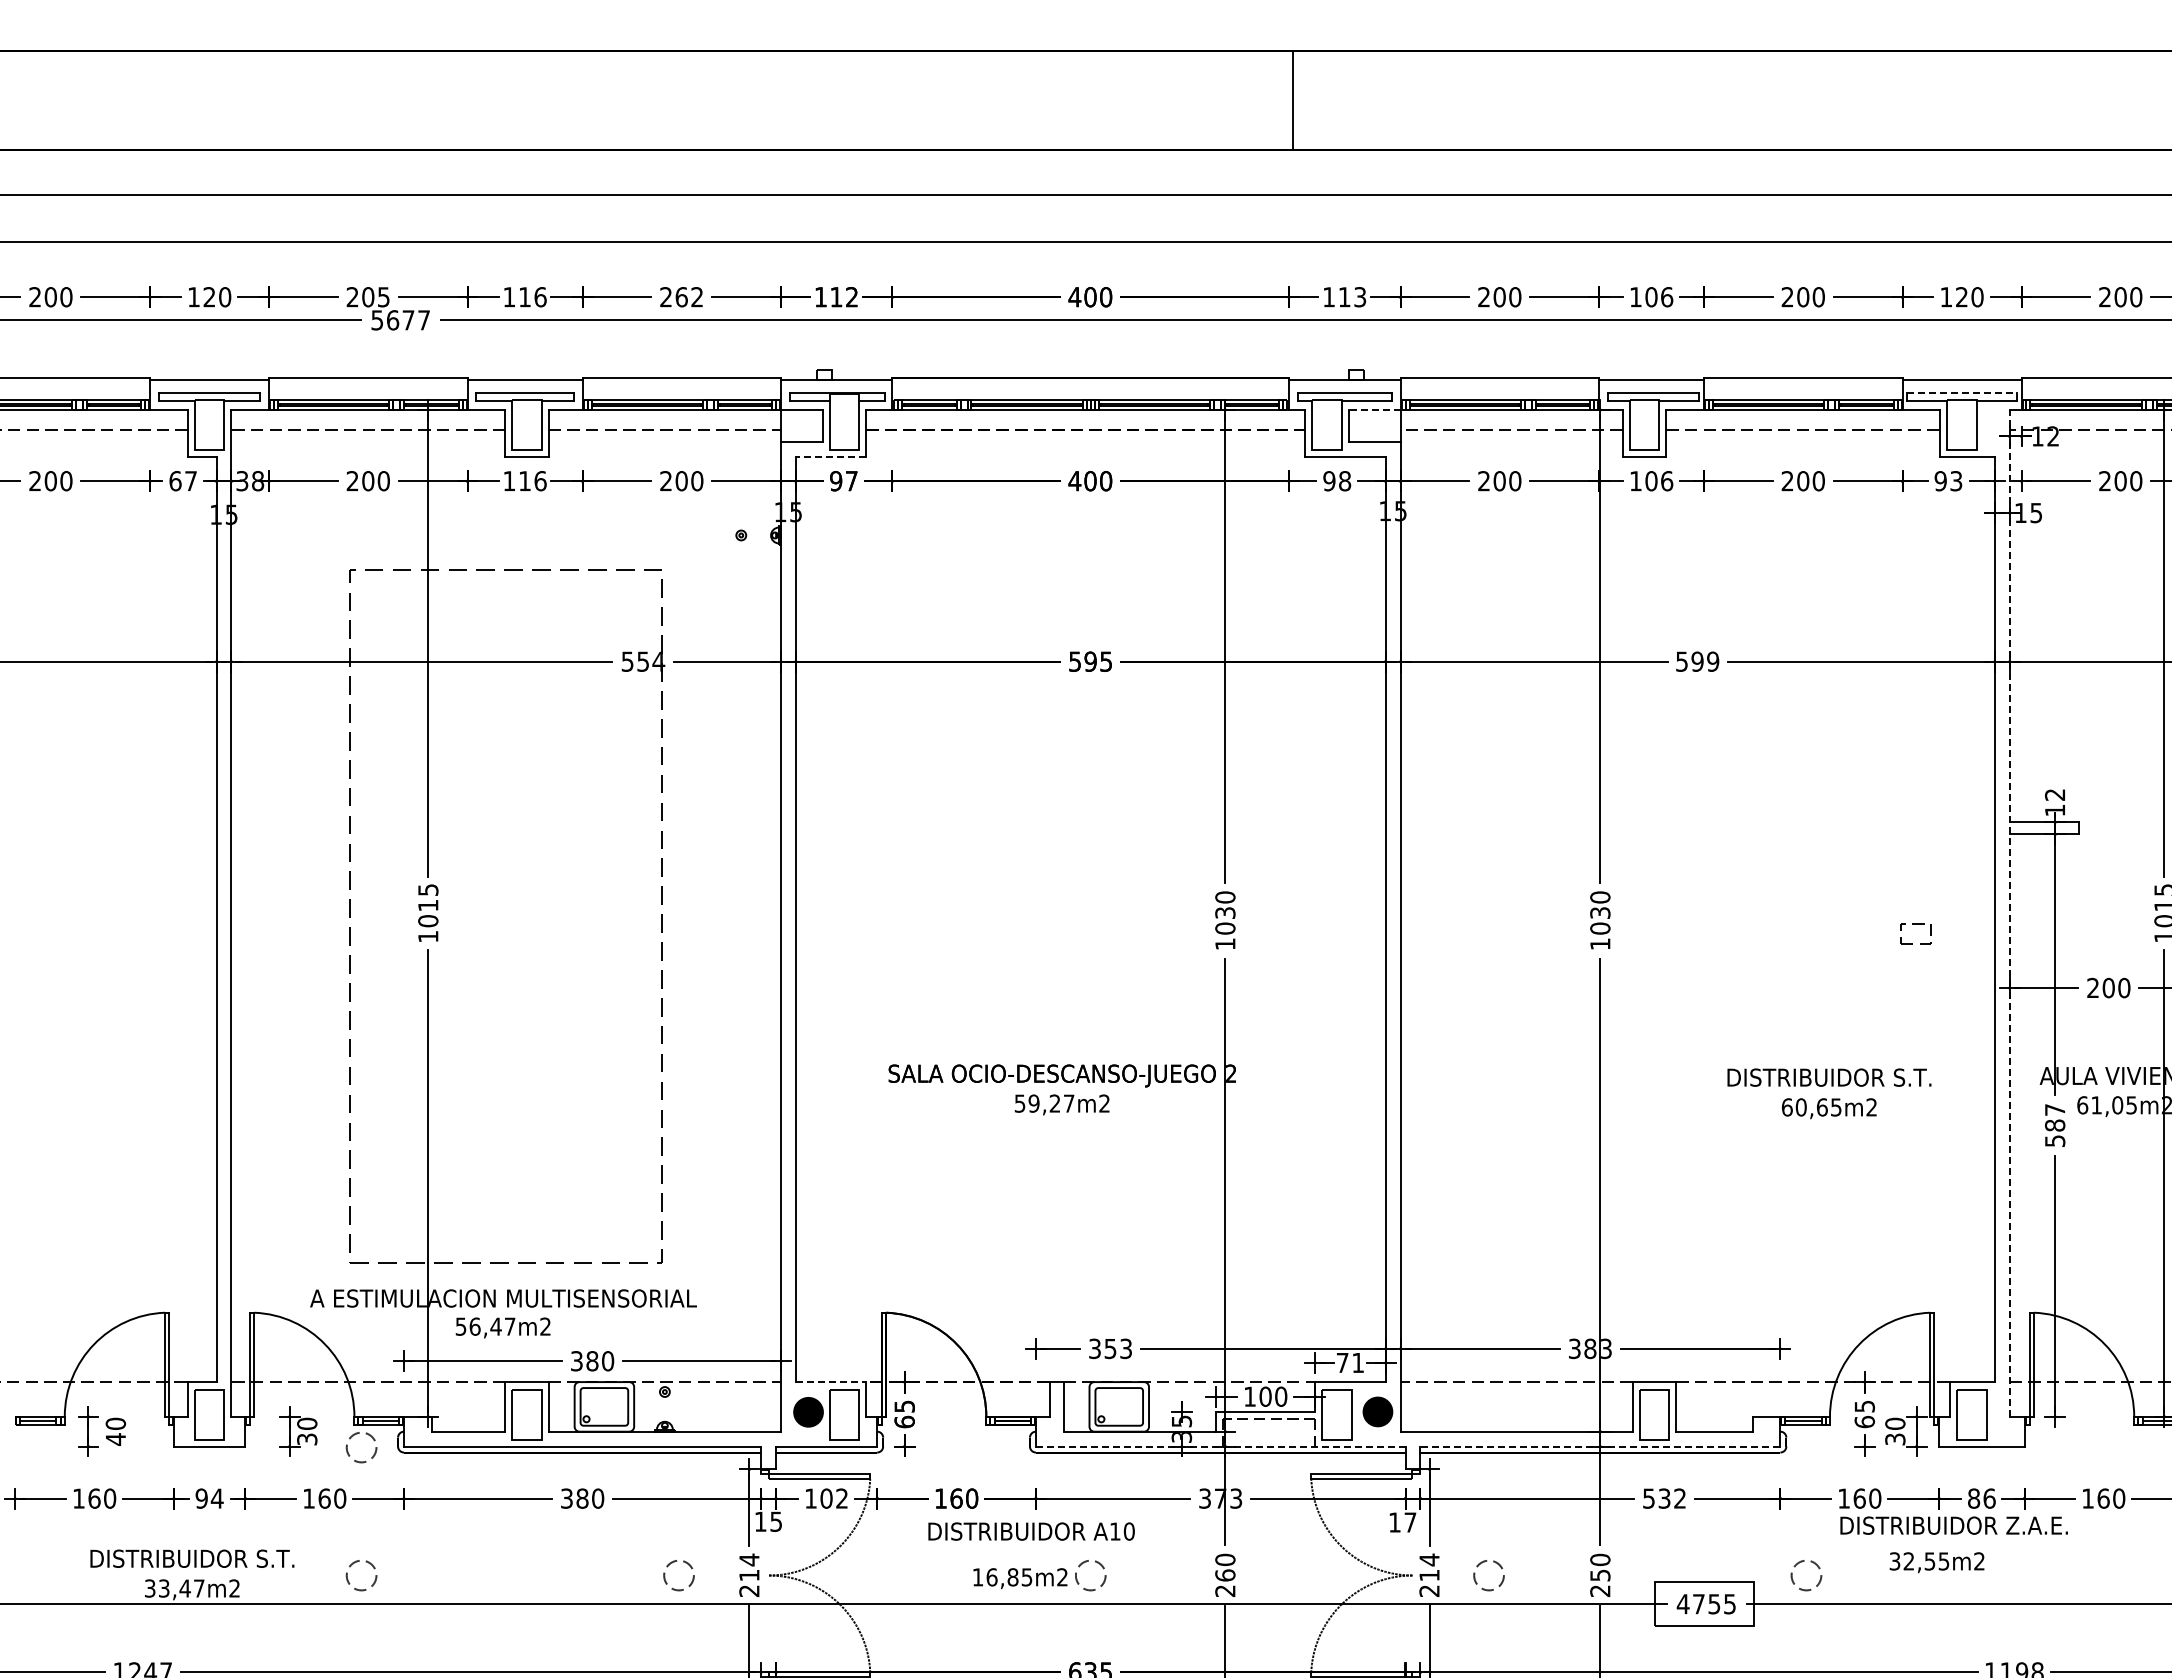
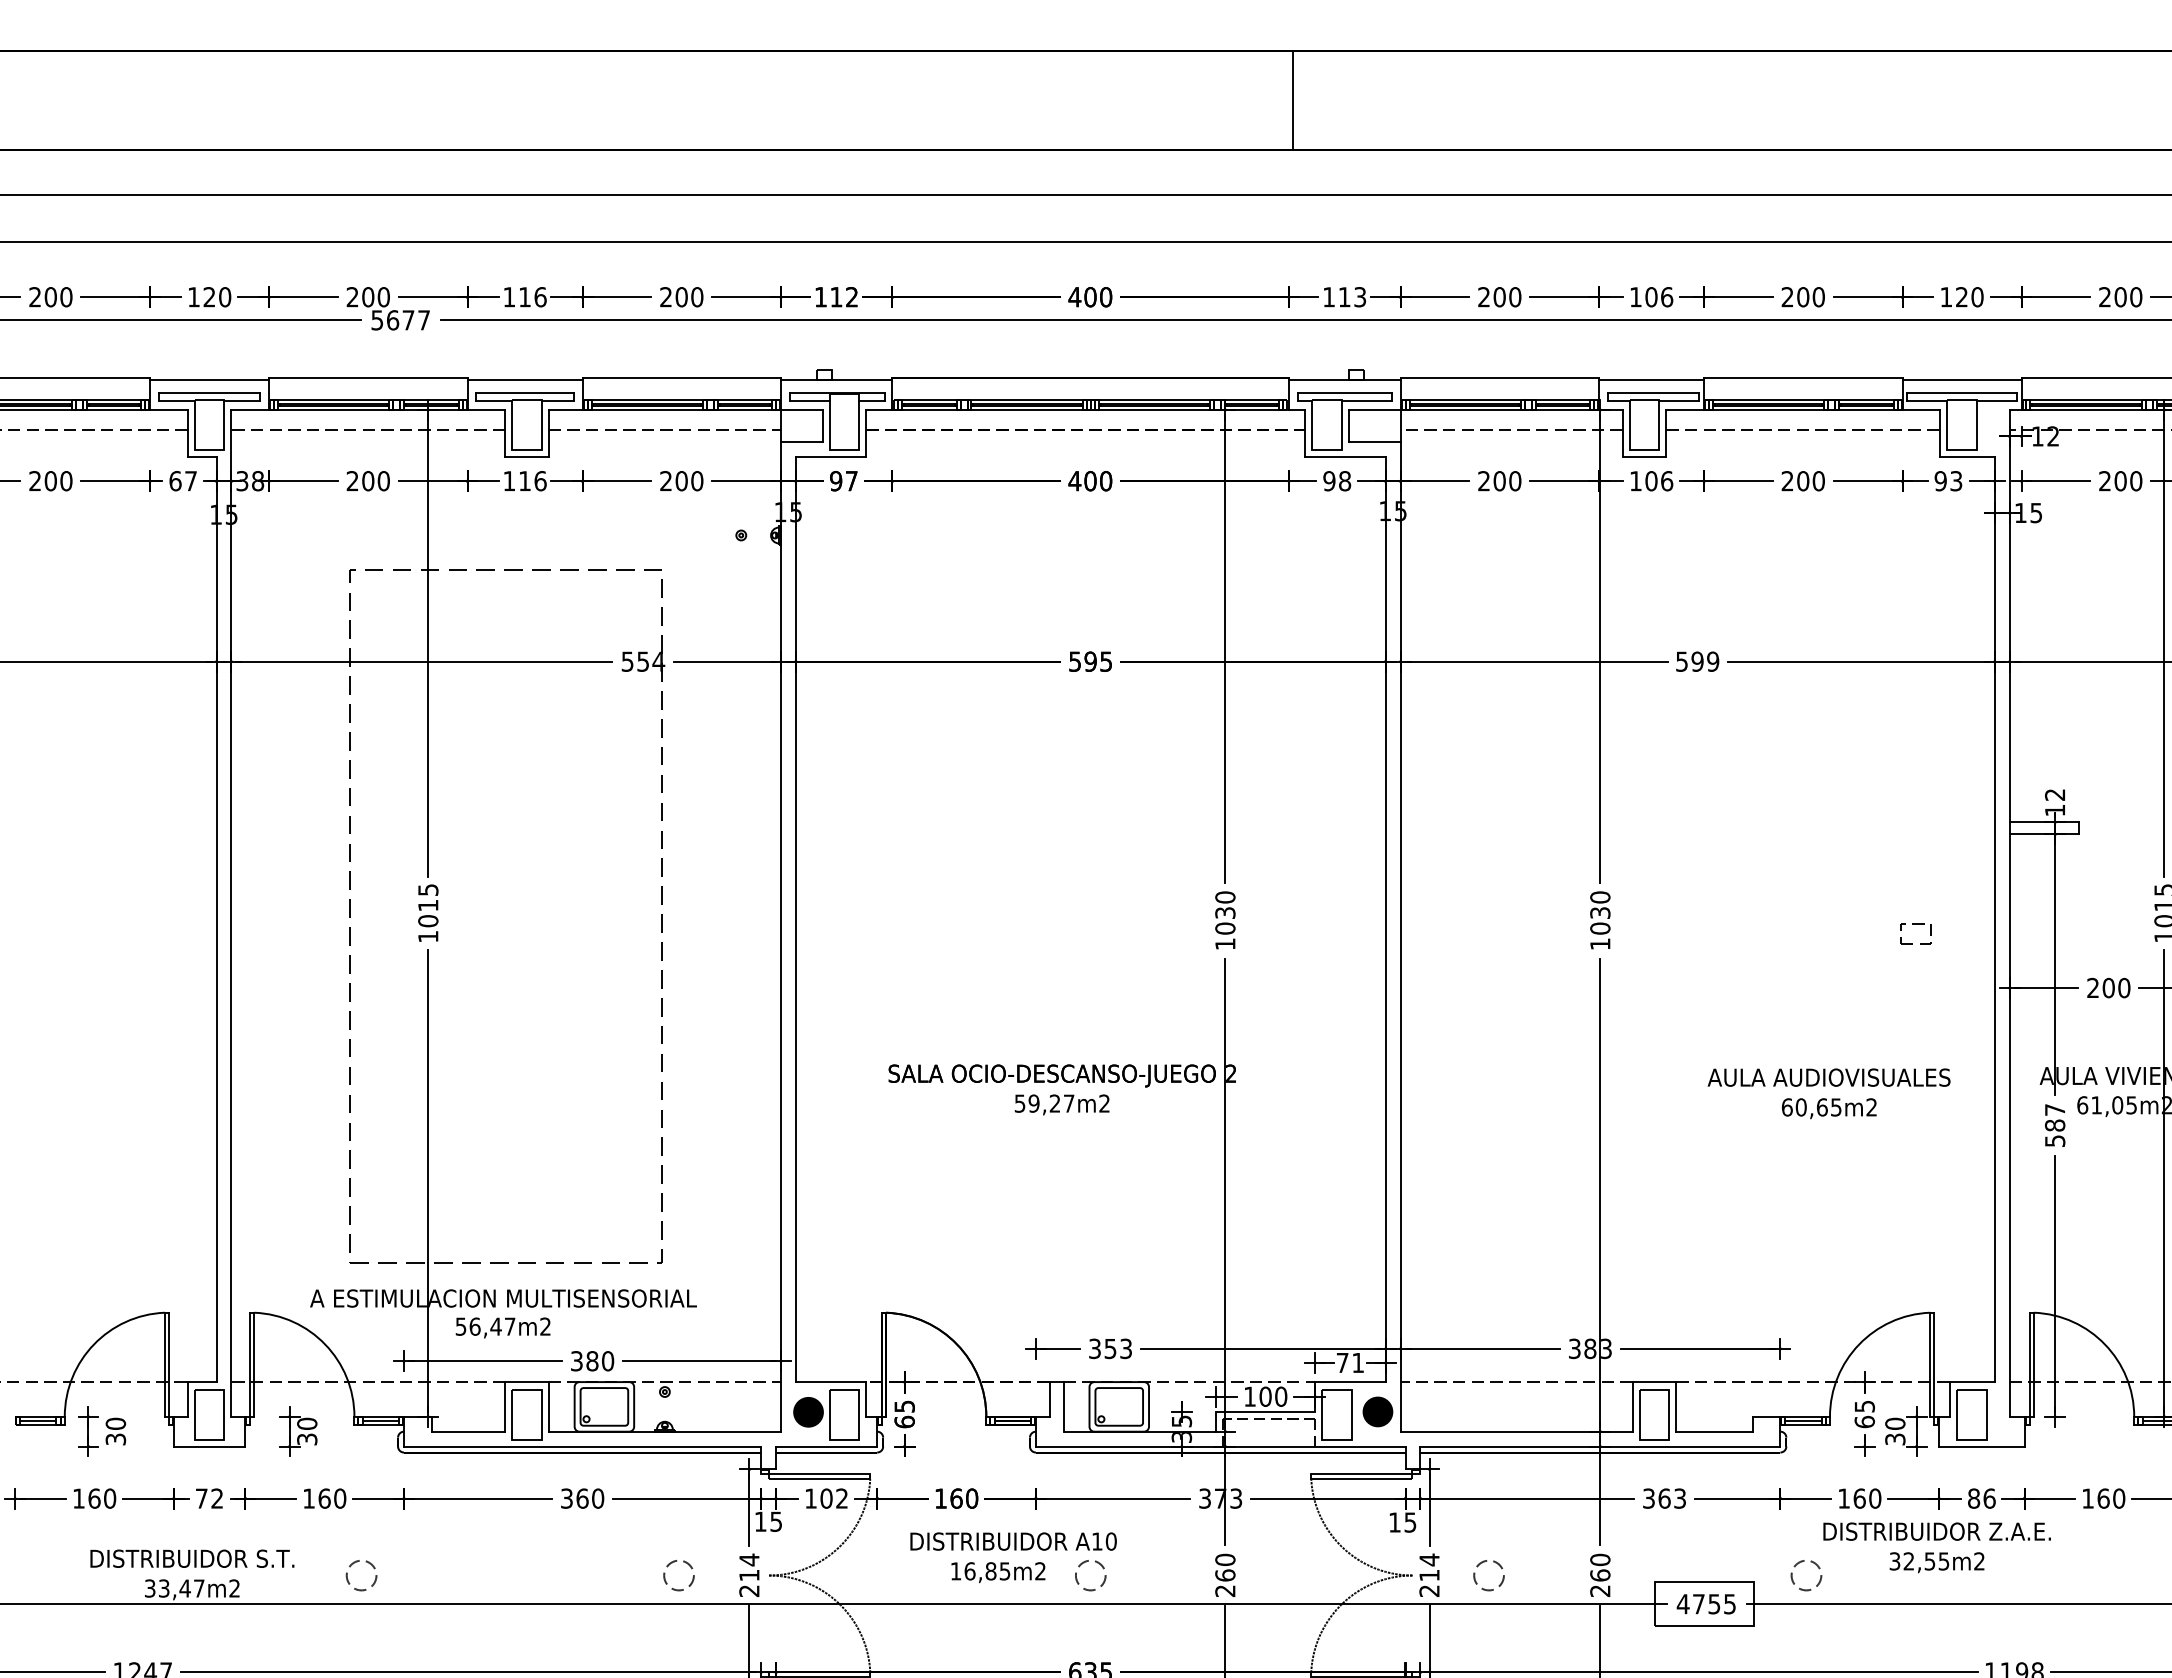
text: 205 -> 200 (383, 297)
text: 262 -> 200 (689, 297)
line: dashed -> solid (1962, 393)
line: dashed -> solid (1374, 410)
line: dashed -> solid (830, 456)
line: dashed -> solid (2009, 912)
text: DISTRIBUIDOR S.T. -> AULA AUDIOVISUALES (1828, 1077)
line: dashed -> solid (831, 1382)
text: 40 -> 30 (115, 1439)
line: dashed -> solid (1220, 1446)
line: dashed -> solid (1600, 1446)
circle: present -> none (361, 1447)
text: 94 -> 72 (209, 1498)
text: 380 -> 360 (582, 1498)
text: 532 -> 363 (1664, 1498)
text: 17 -> 15 (1410, 1522)
text position: (1953, 1525) -> (1936, 1531) (1936, 1531)
text position: (1031, 1531) -> (1013, 1541) (1013, 1541)
text: 250 -> 260 (1600, 1575)
text position: (1020, 1578) -> (998, 1572) (998, 1572)
